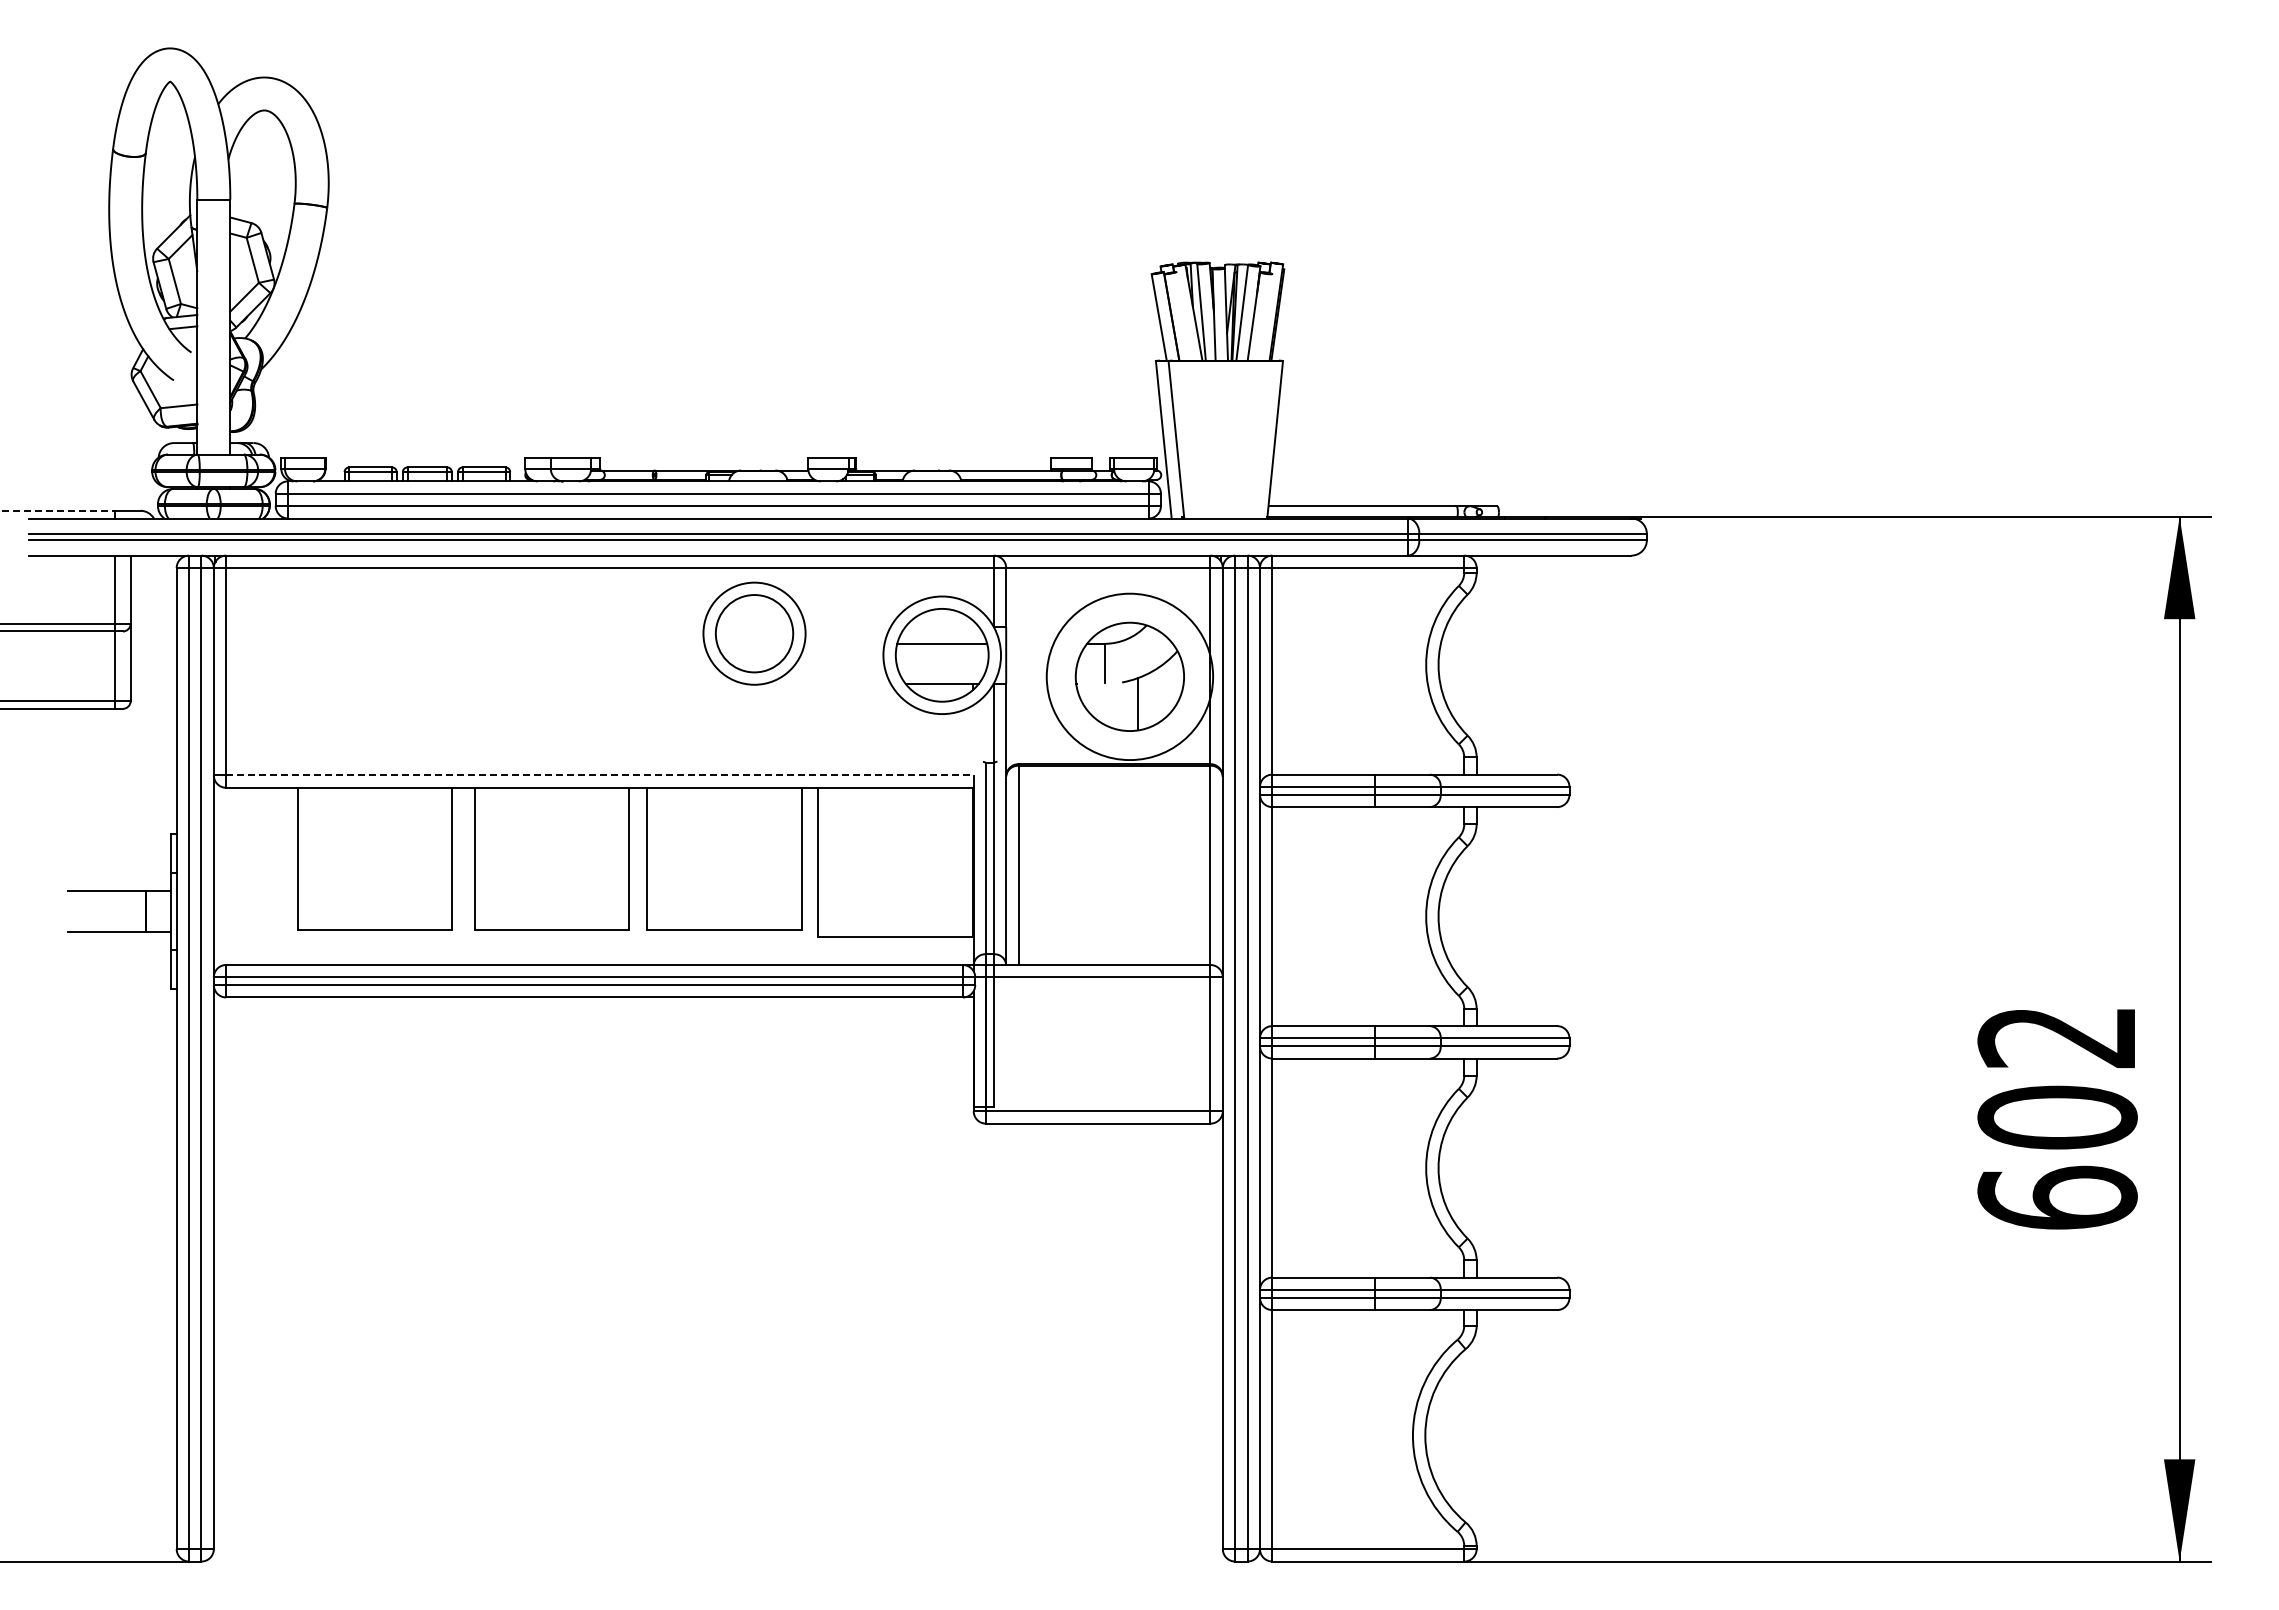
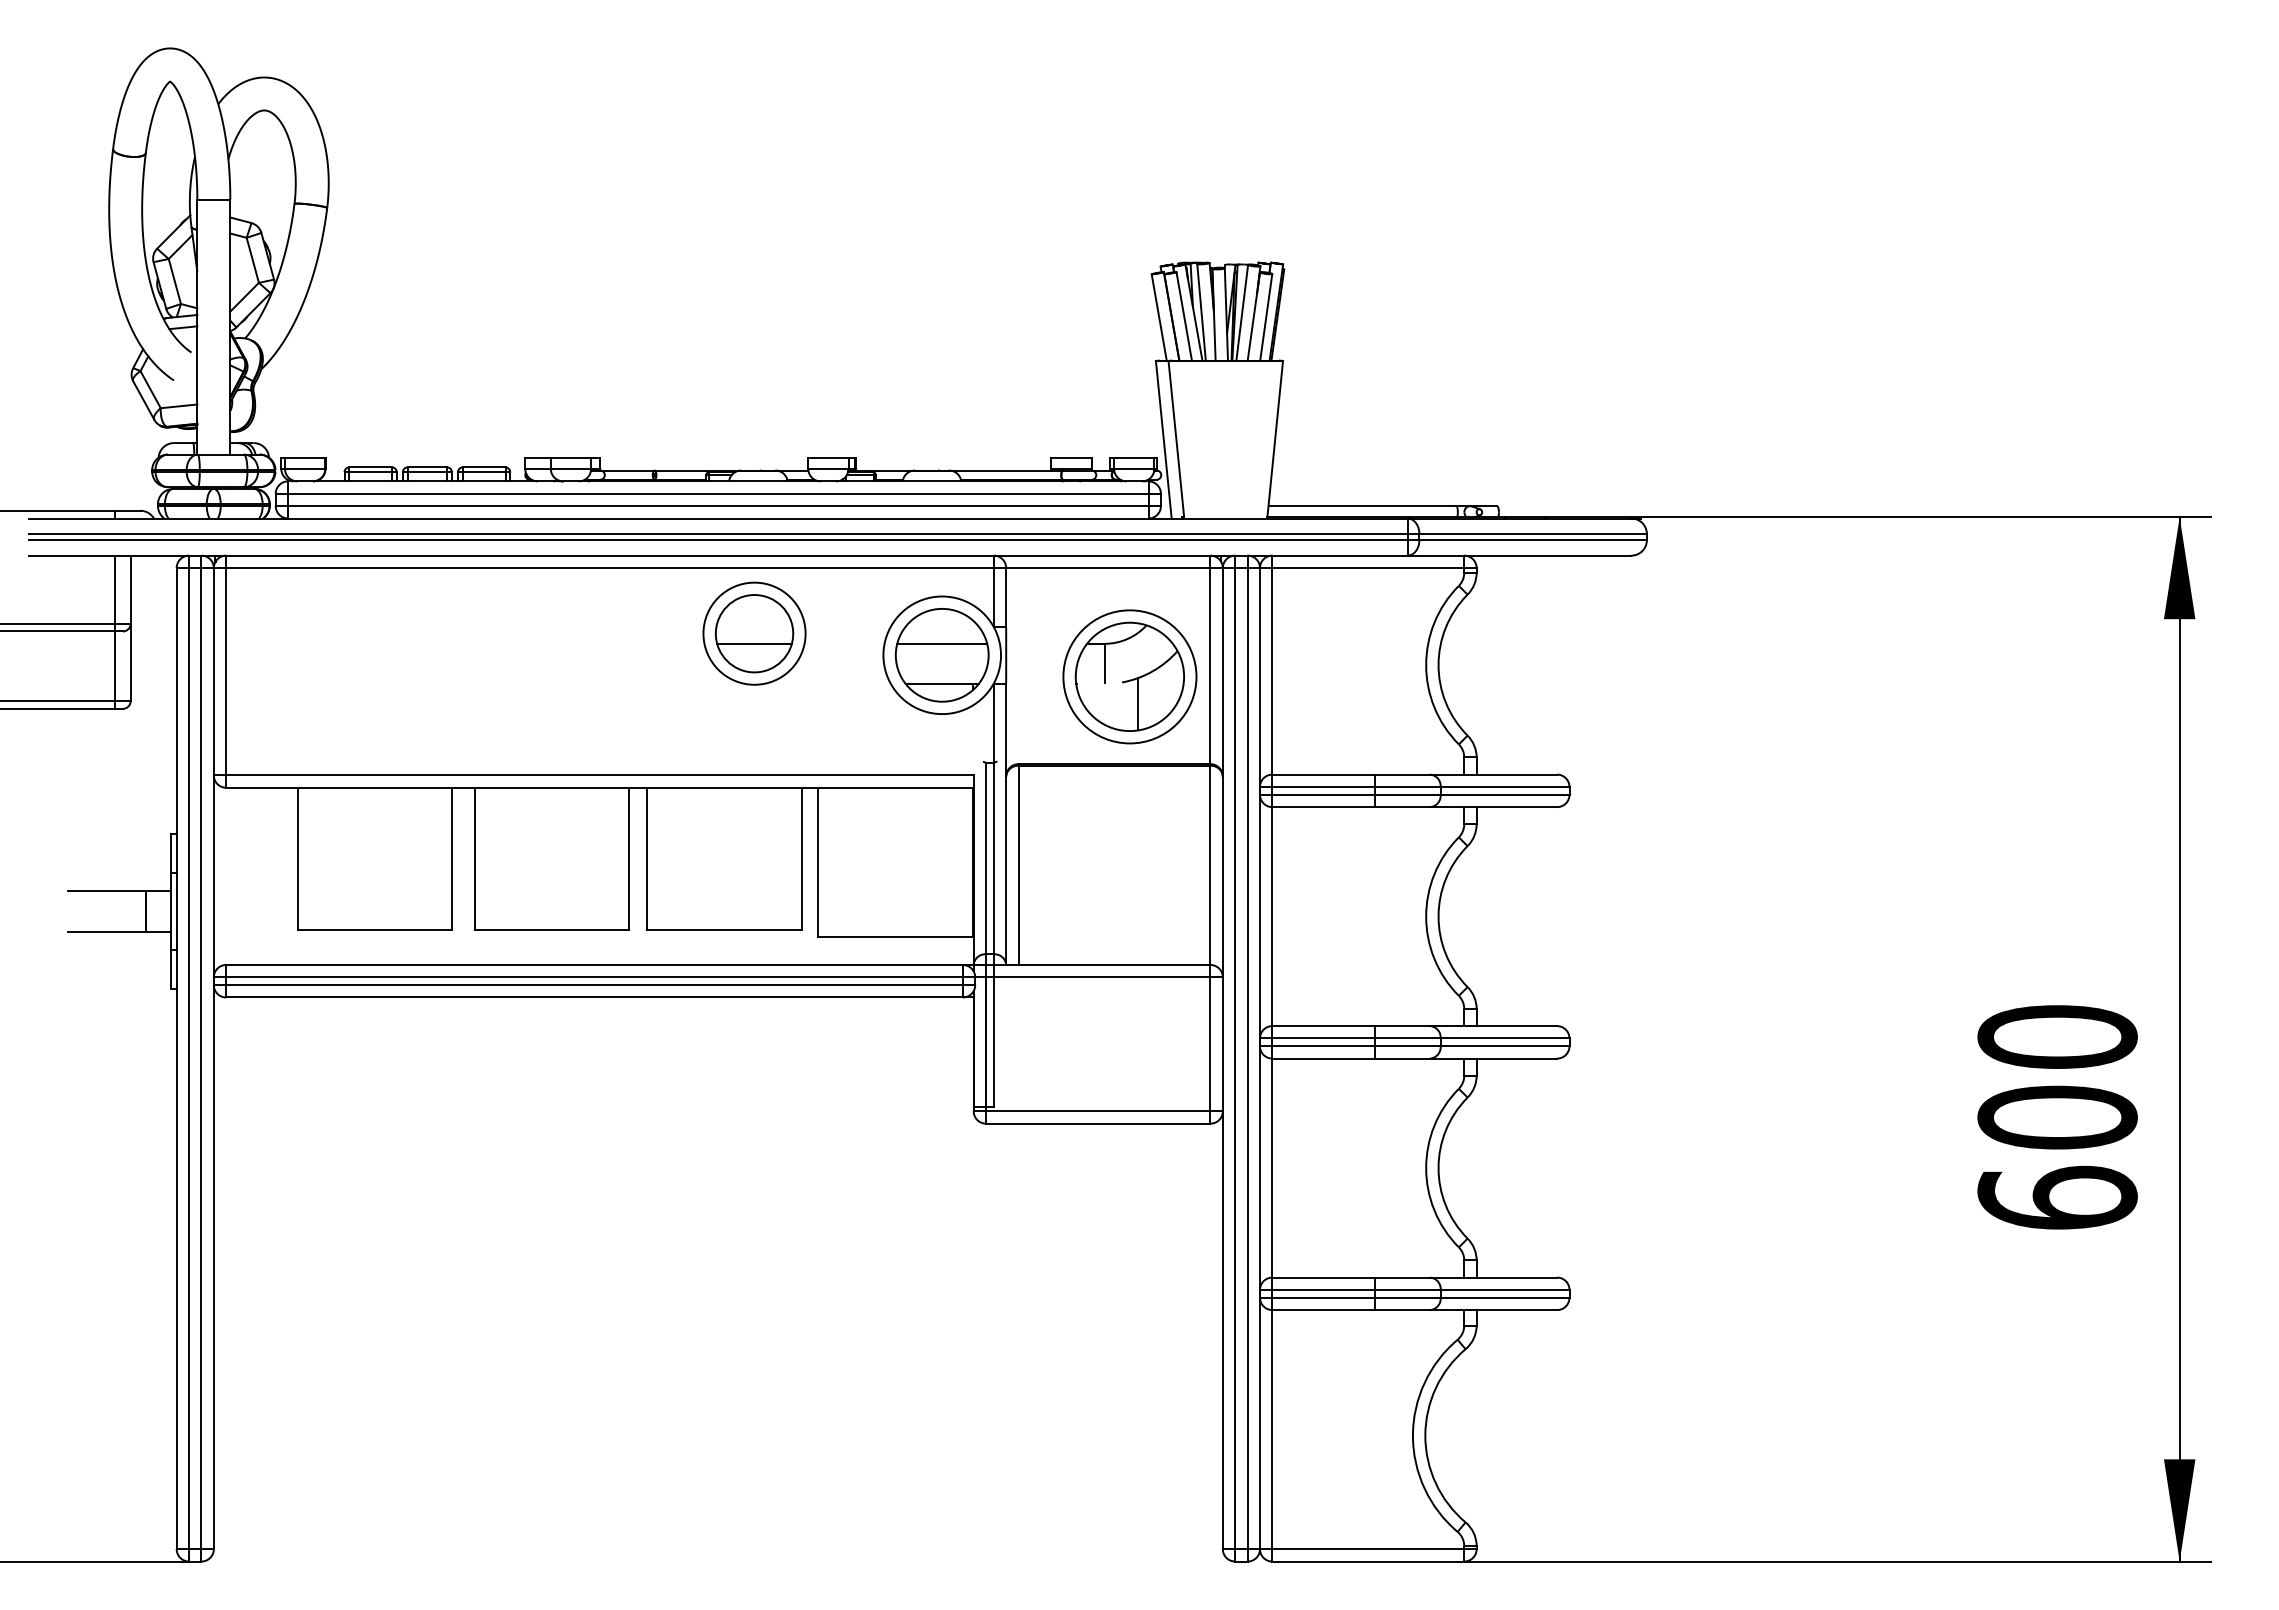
line: none -> present (1183, 316)
line: none -> present (1266, 317)
line: dashed -> solid (58, 510)
line: none -> present (754, 643)
circle diameter: 166 px -> 133 px (1129, 676)
line: dashed -> solid (599, 775)
text: 602 -> 600 (2057, 1036)
